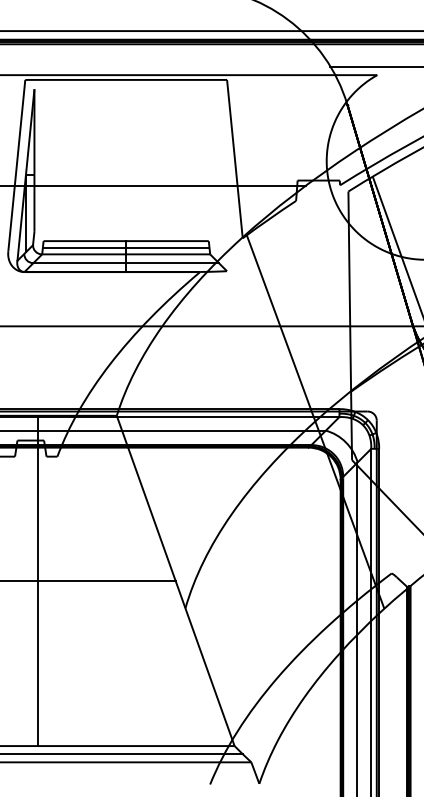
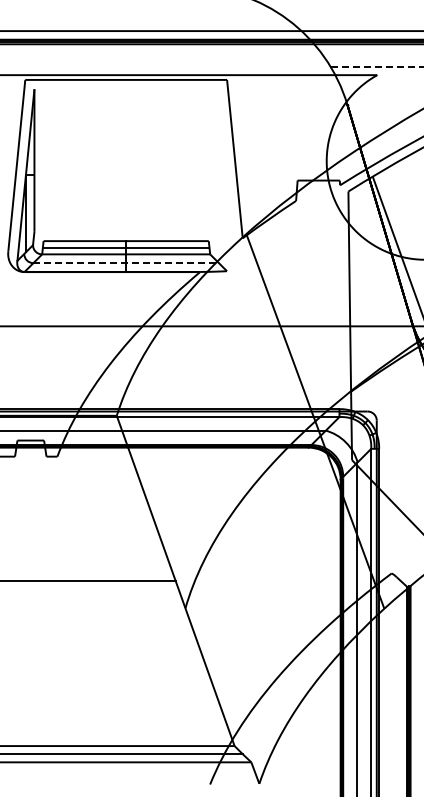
line: solid -> dashed (377, 66)
line: present -> none (154, 185)
line: solid -> dashed (126, 263)
line: present -> none (38, 580)
